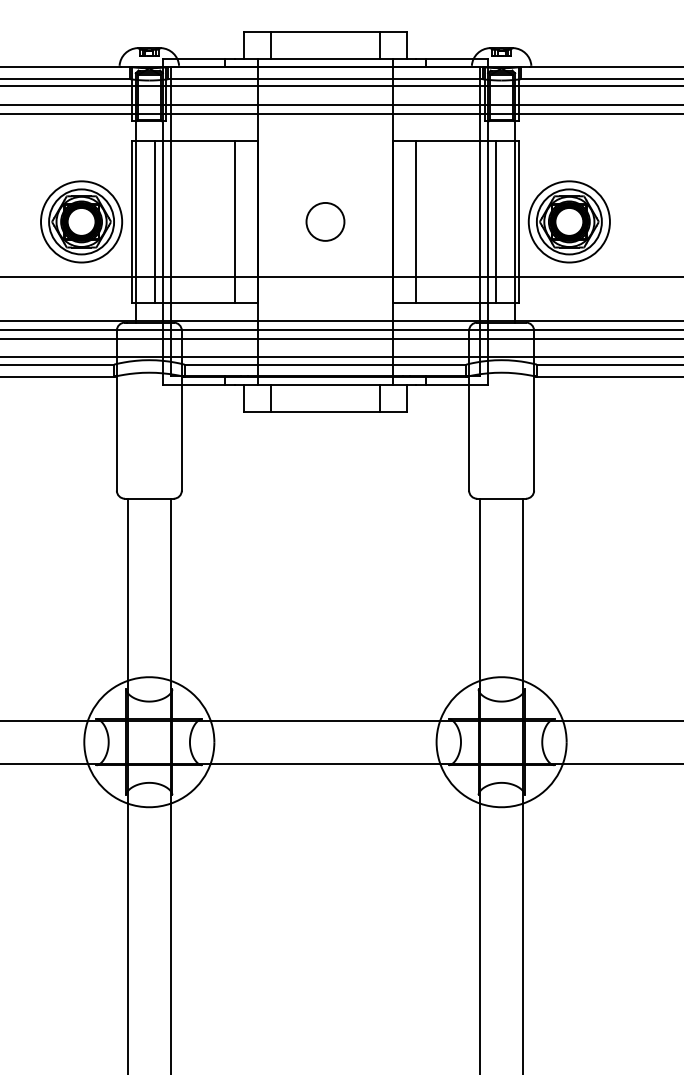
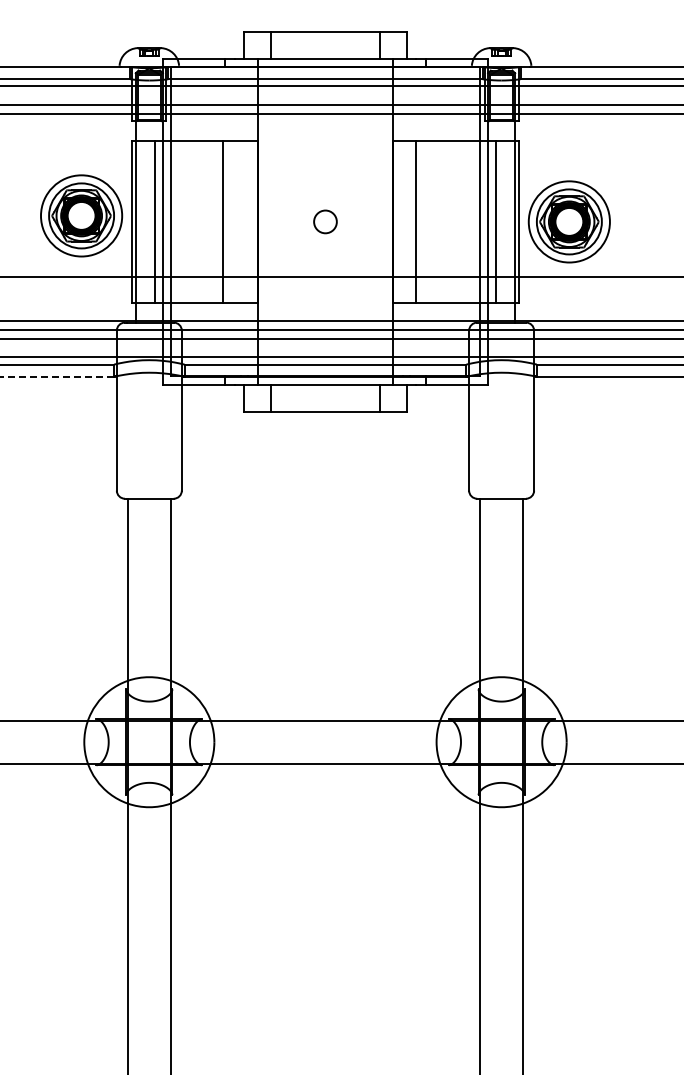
part position: (81, 221) -> (81, 215) (81, 215)
line position: (235, 221) -> (223, 221) (223, 221)
circle diameter: 38 px -> 23 px (325, 221)
line: solid -> dashed (57, 376)
